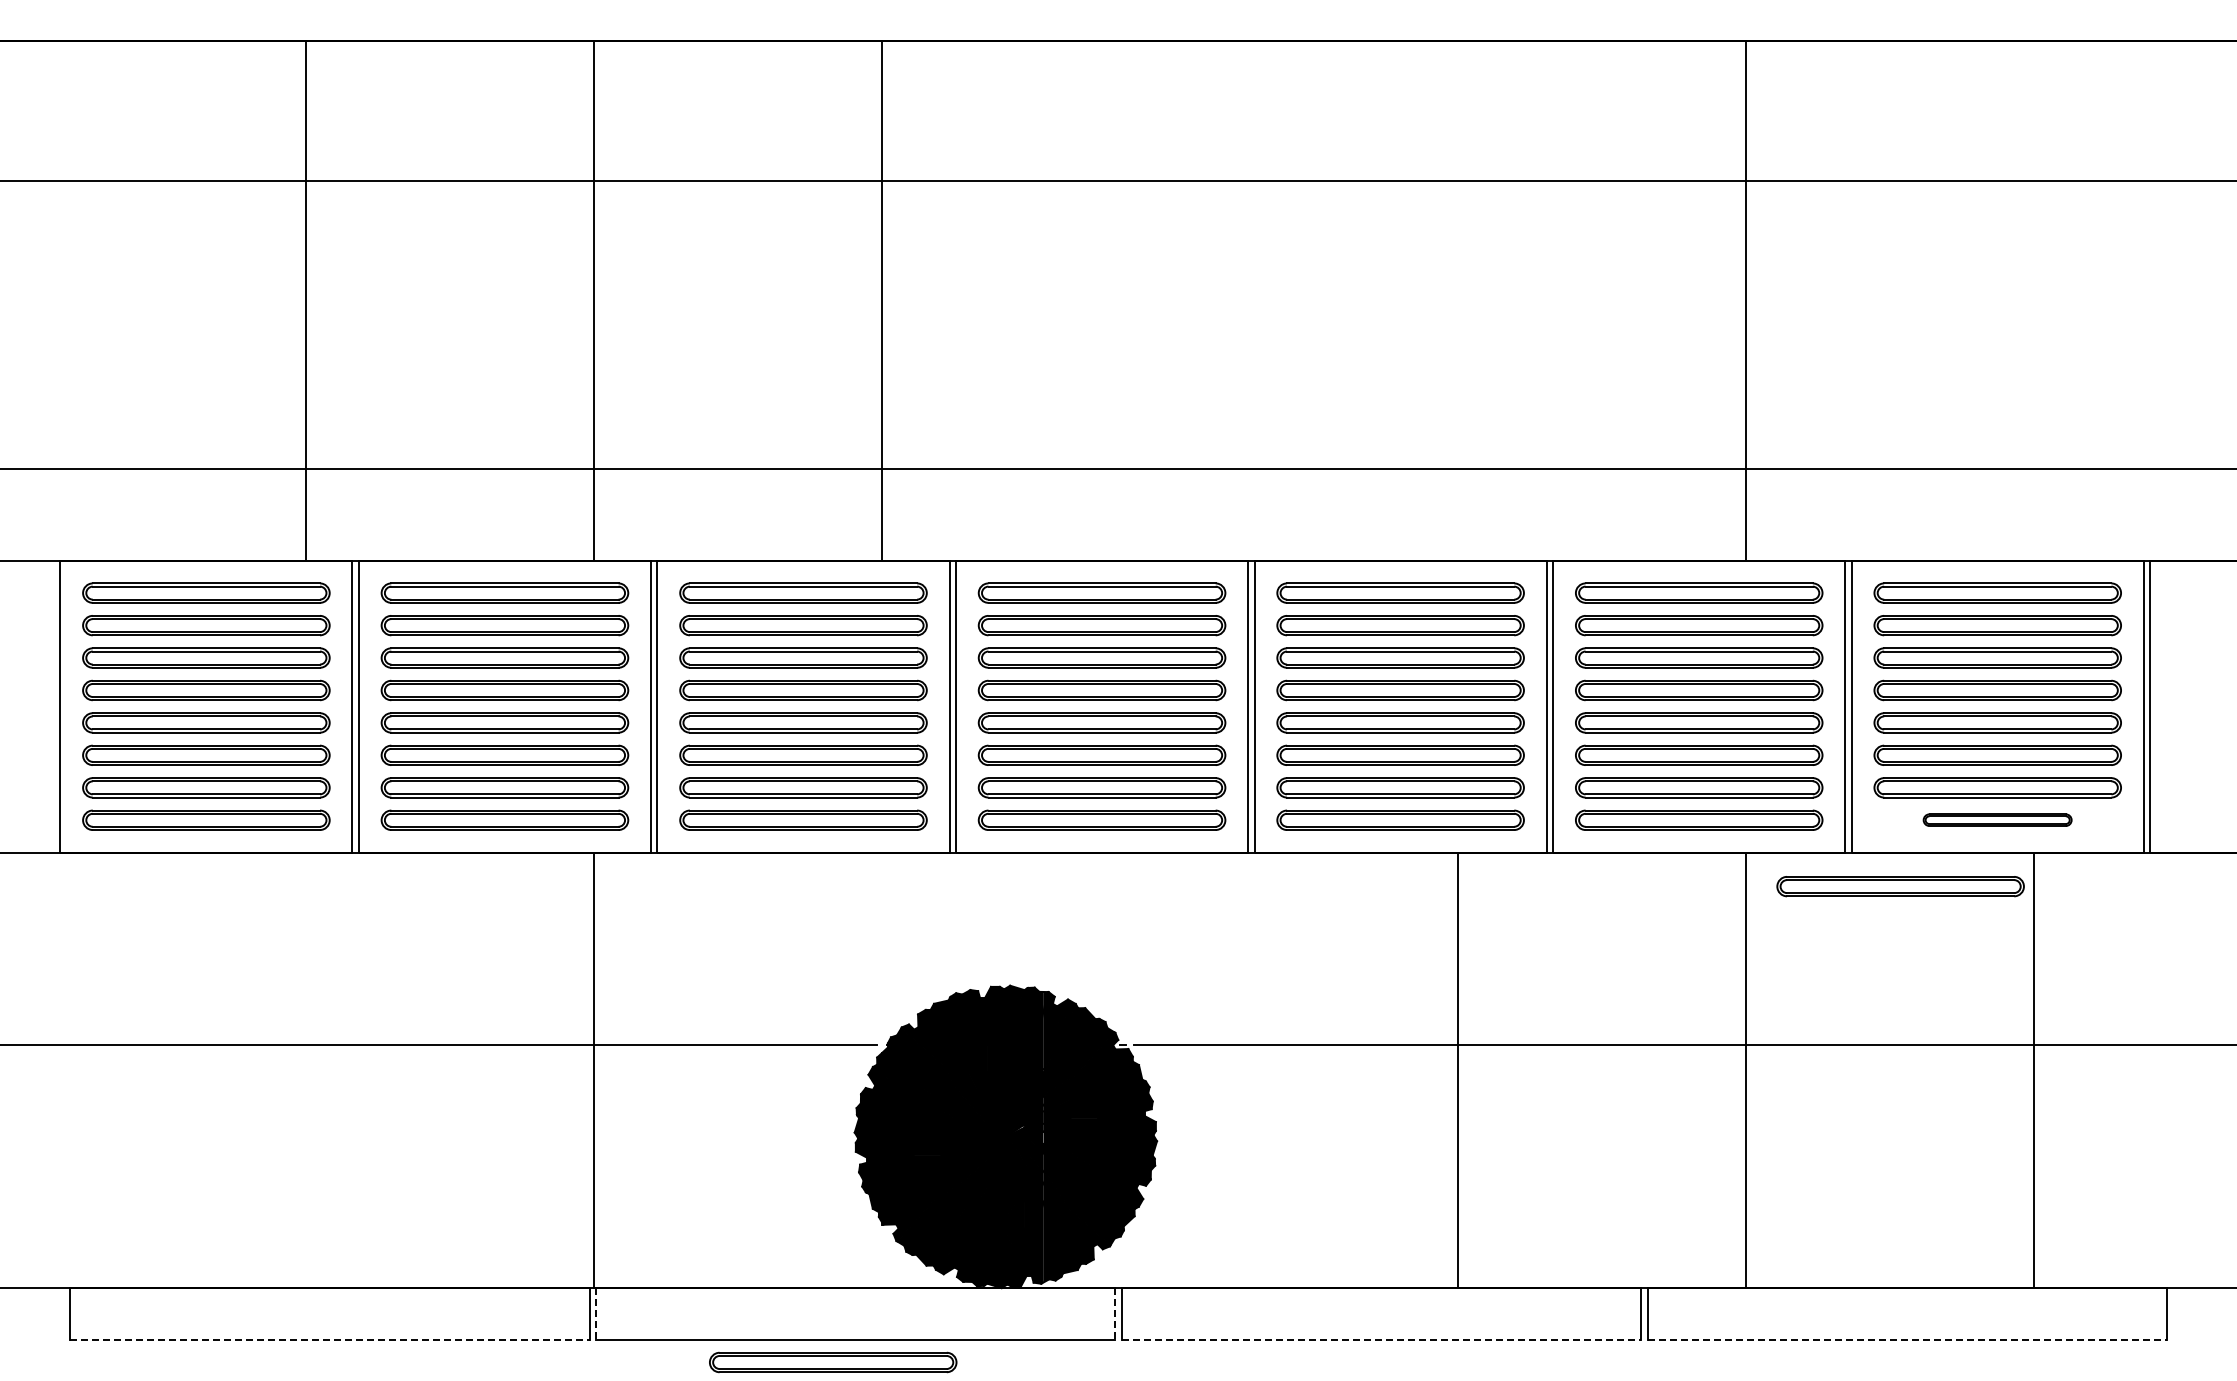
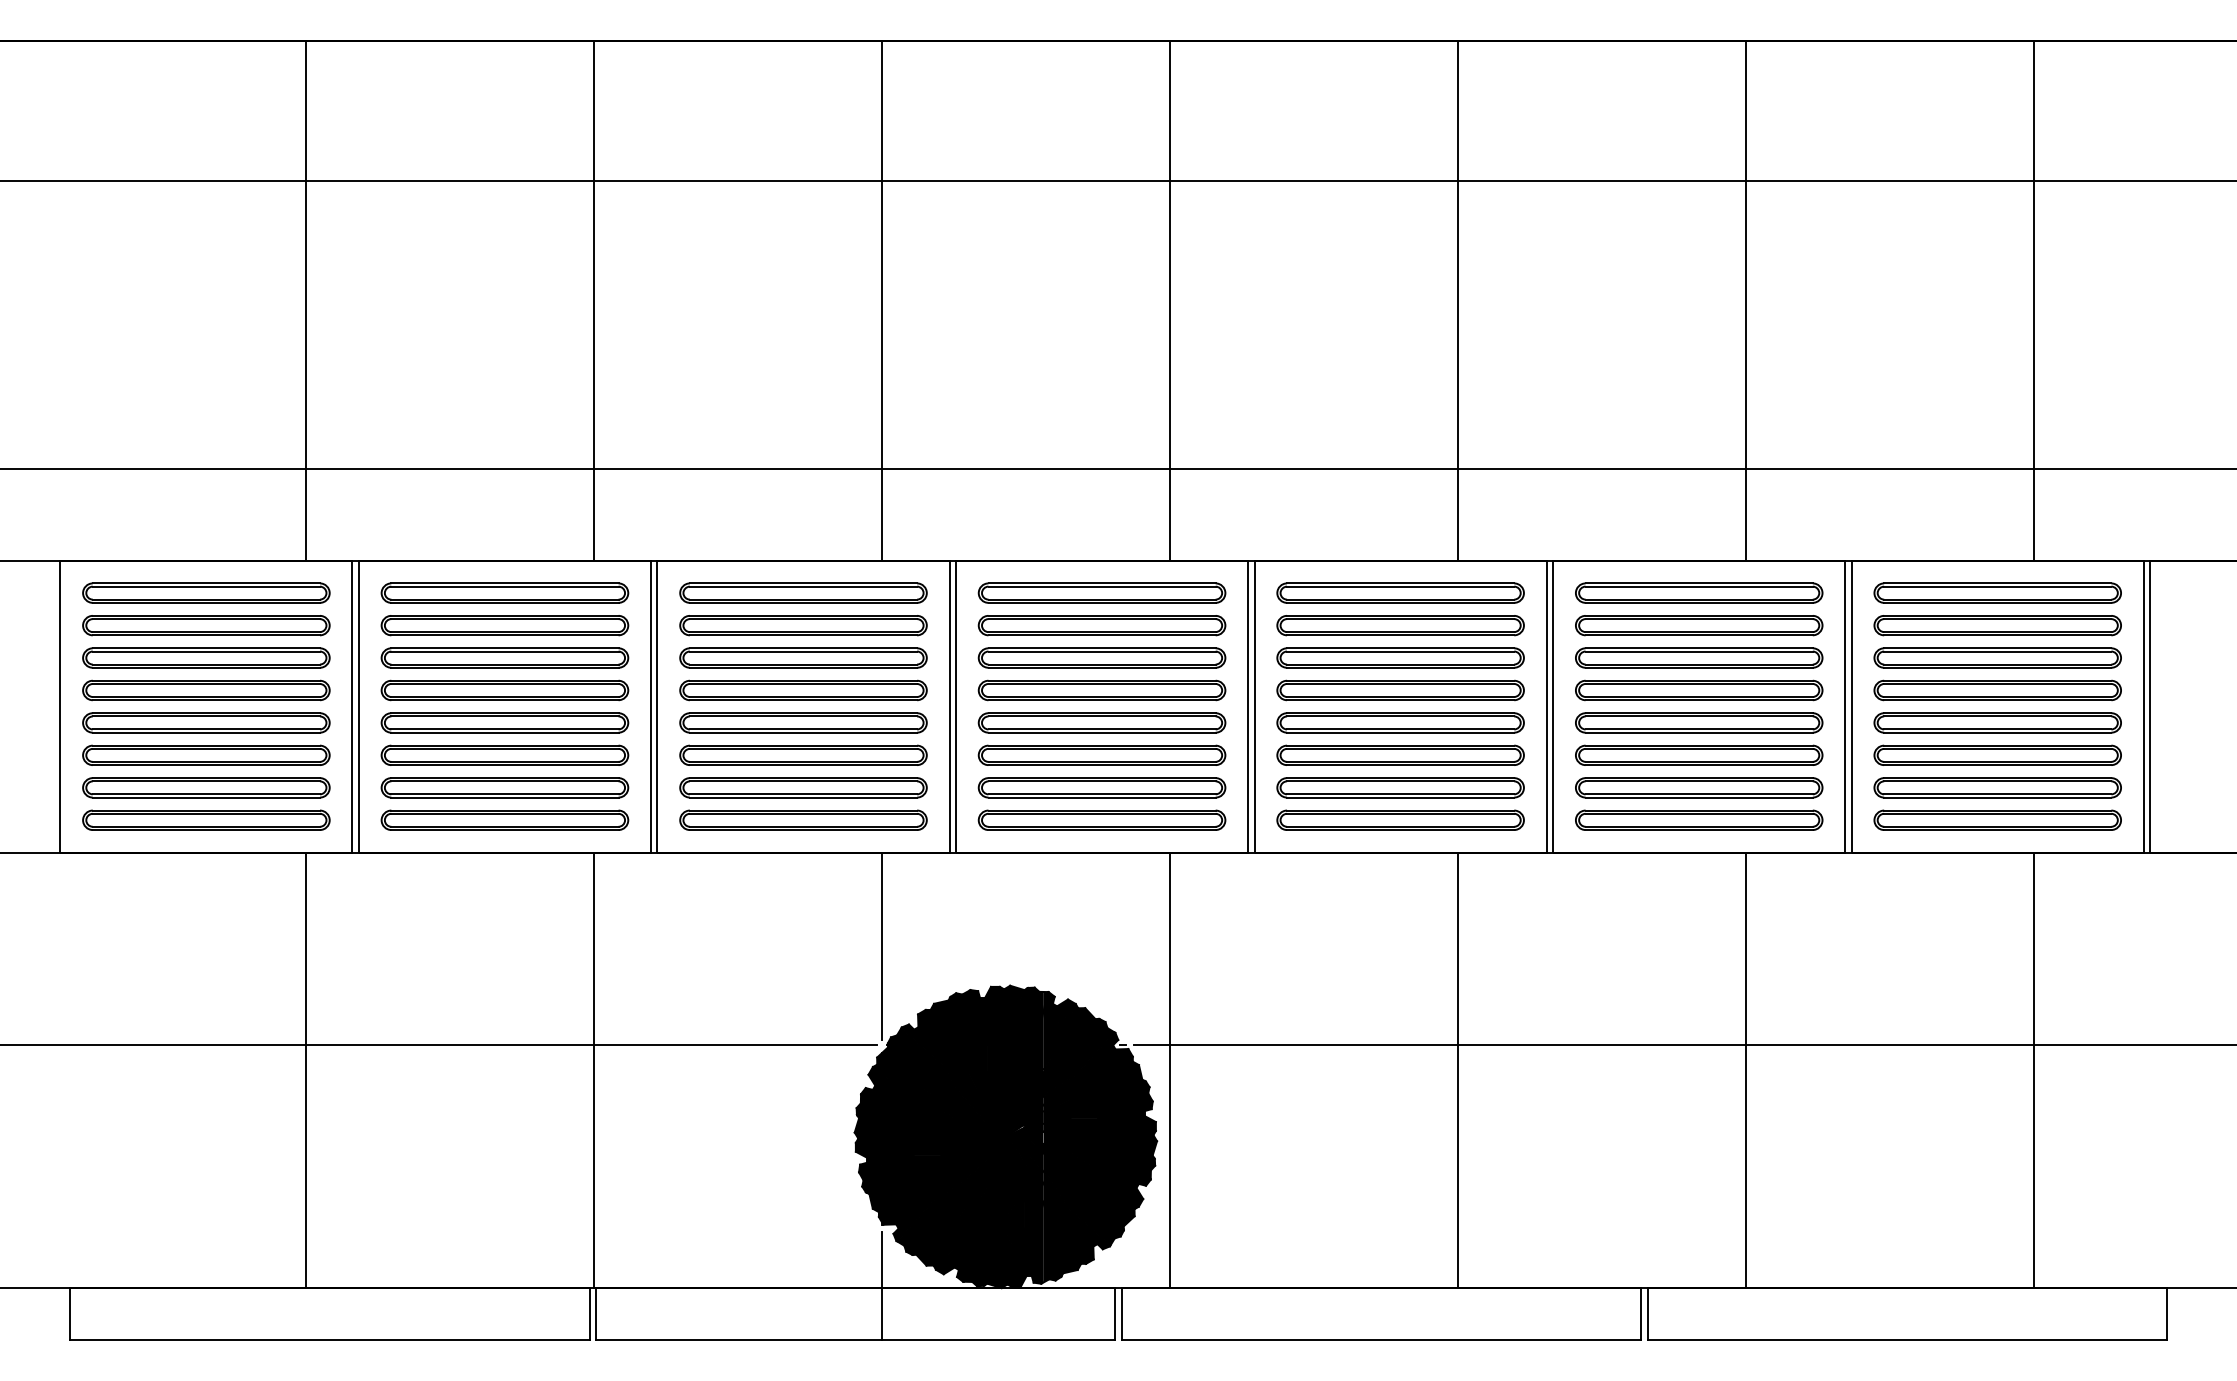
line: none -> present (1169, 300)
line: none -> present (1457, 300)
line: none -> present (2033, 300)
part size: 151x14 px -> 249x22 px (1997, 819)
part: present -> none (1900, 886)
line: none -> present (881, 946)
line: none -> present (305, 1069)
line: none -> present (1169, 1069)
line: none -> present (881, 1285)
line: dashed -> solid (596, 1313)
line: dashed -> solid (1115, 1313)
line: dashed -> solid (329, 1339)
line: dashed -> solid (1381, 1339)
line: dashed -> solid (1907, 1339)
part: present -> none (833, 1362)
